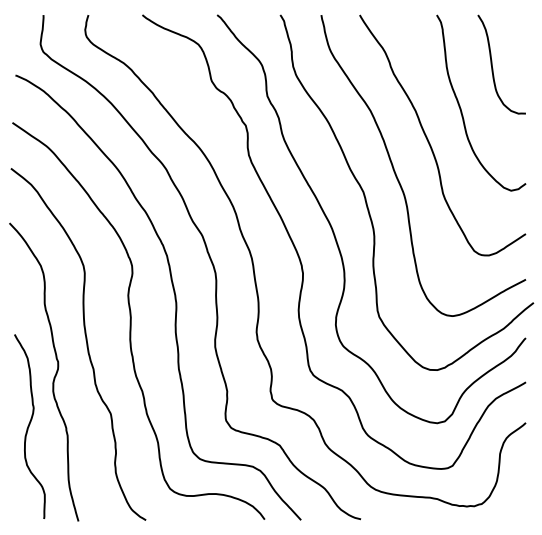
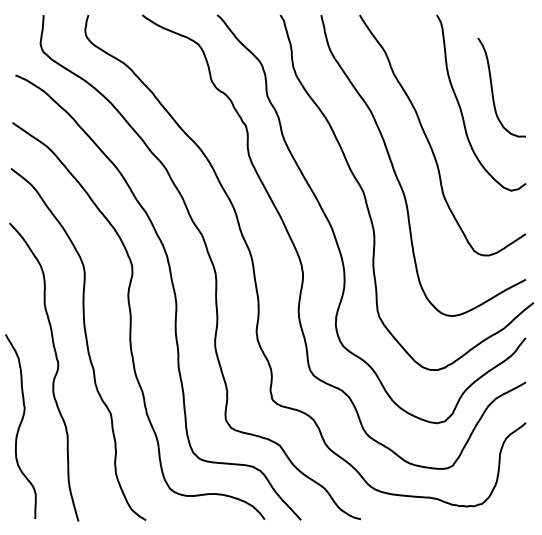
curve position: (493, 68) -> (493, 91) (493, 91)
curve position: (29, 426) -> (20, 426) (20, 426)
